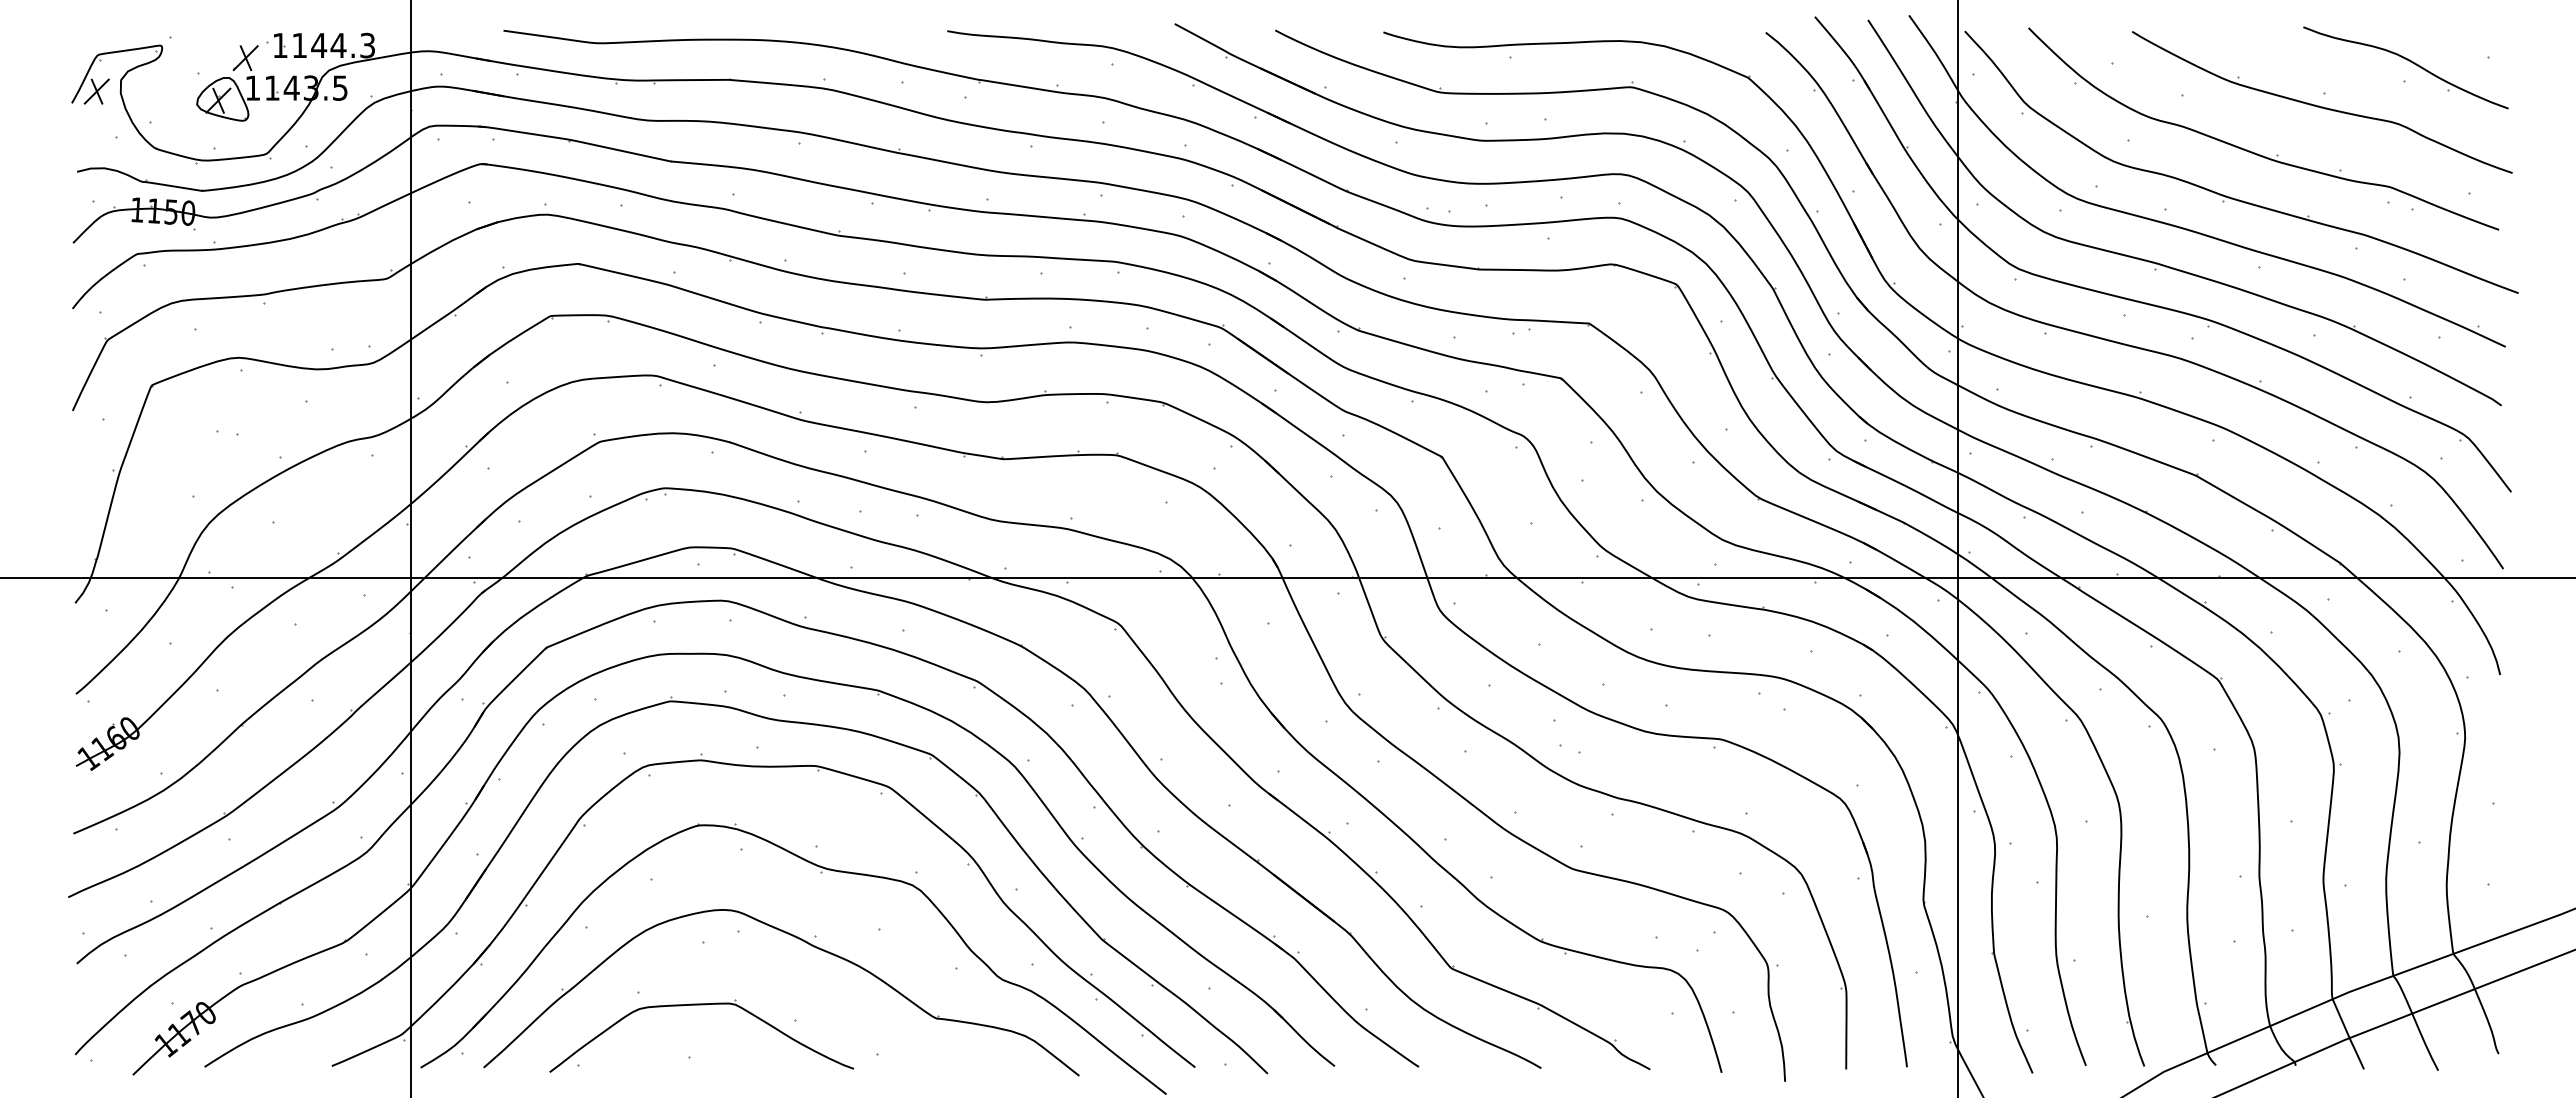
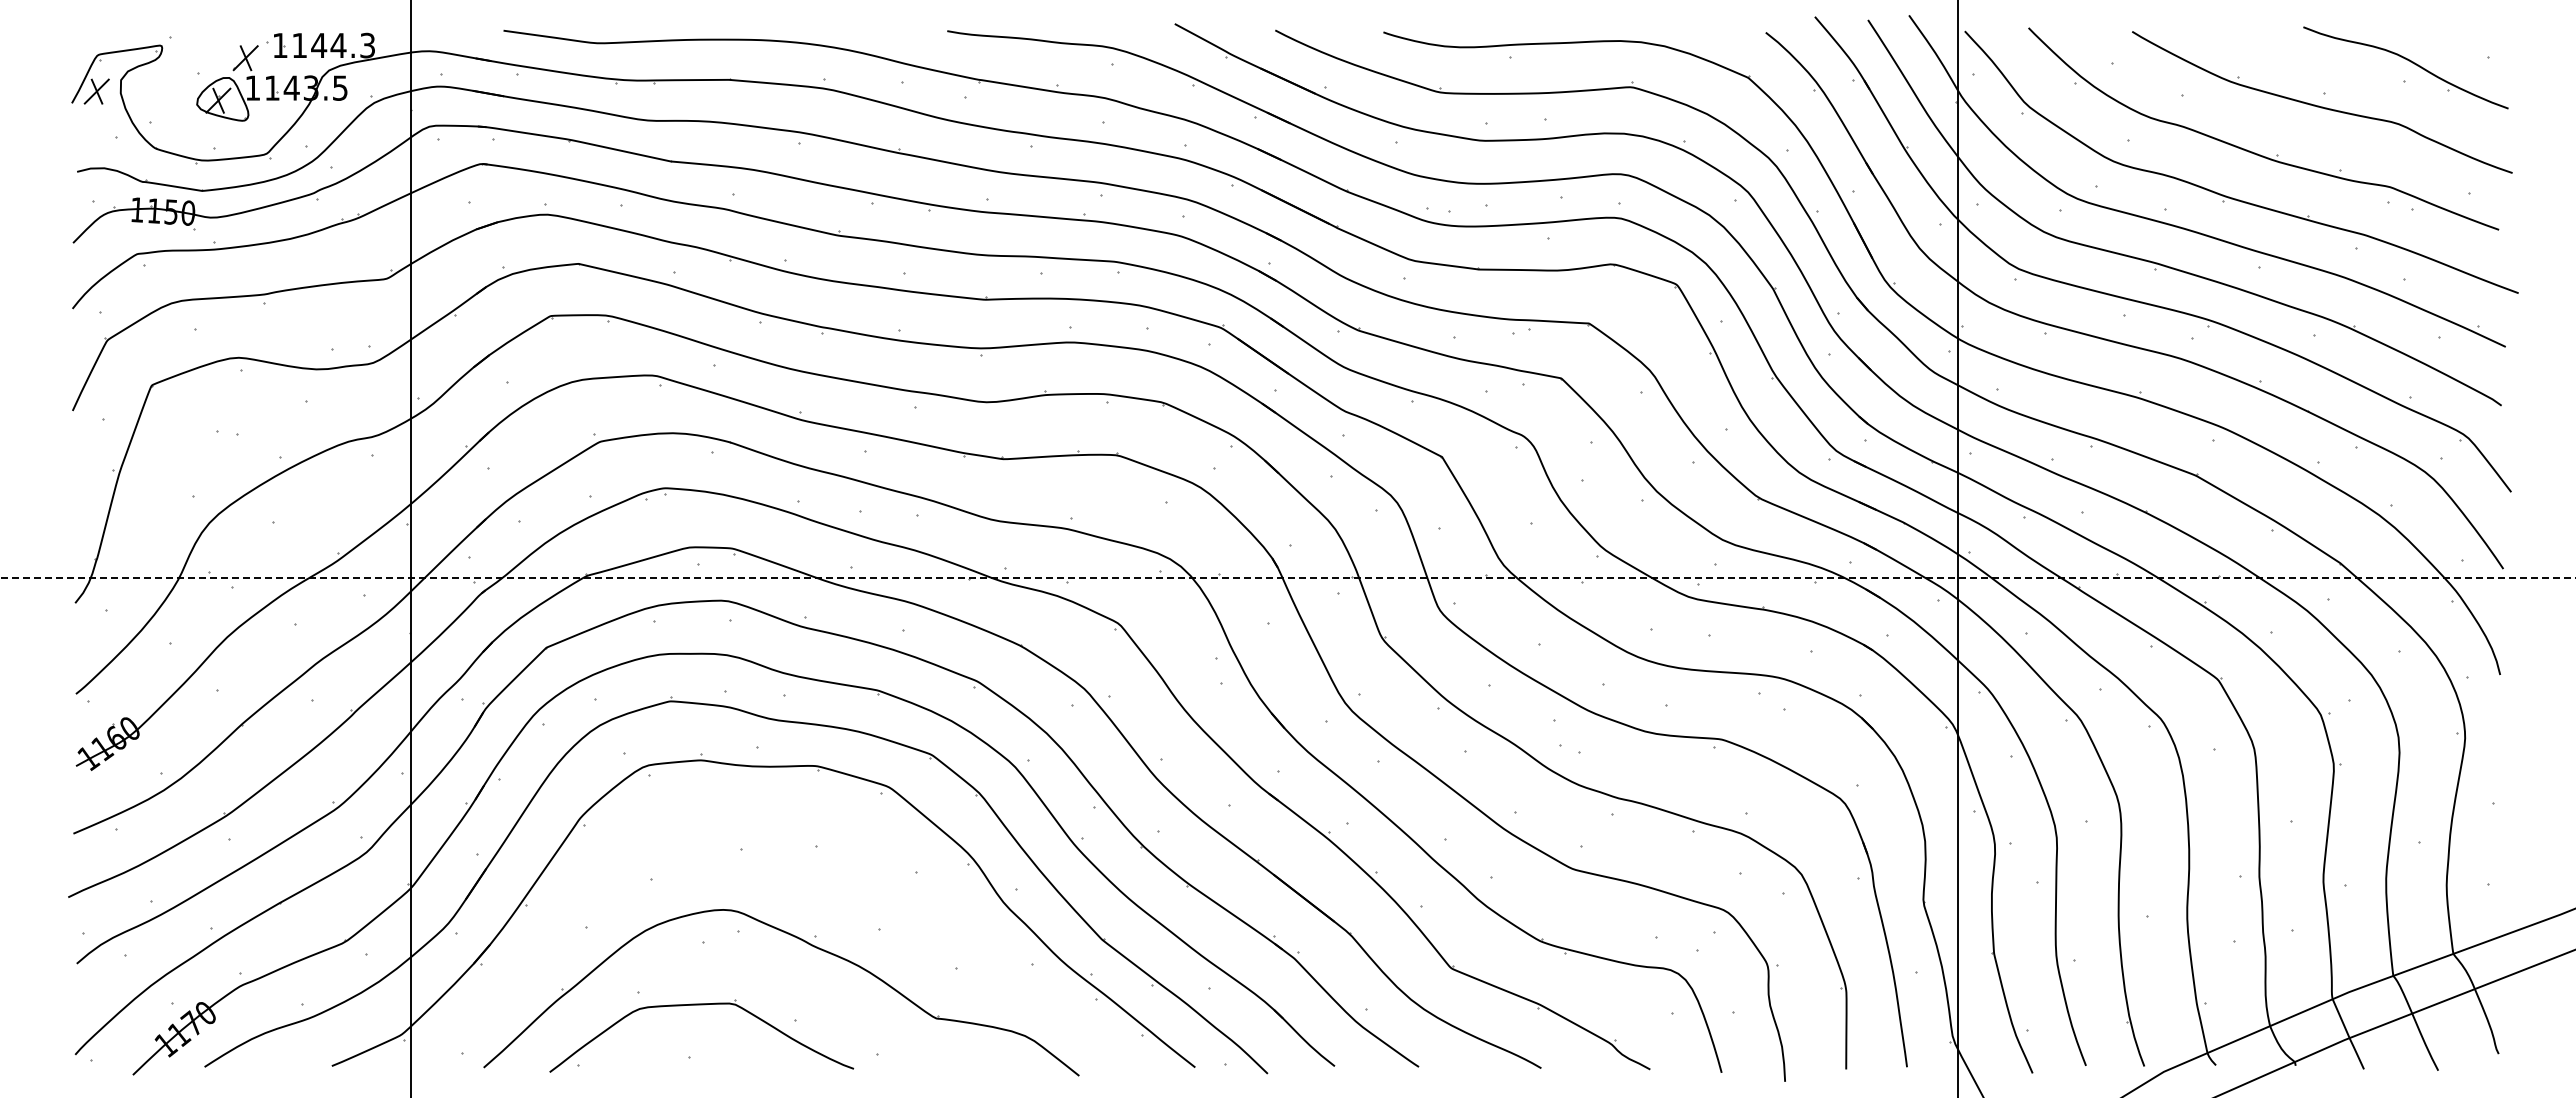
line: solid -> dashed (1288, 578)
part: present -> none (821, 873)
